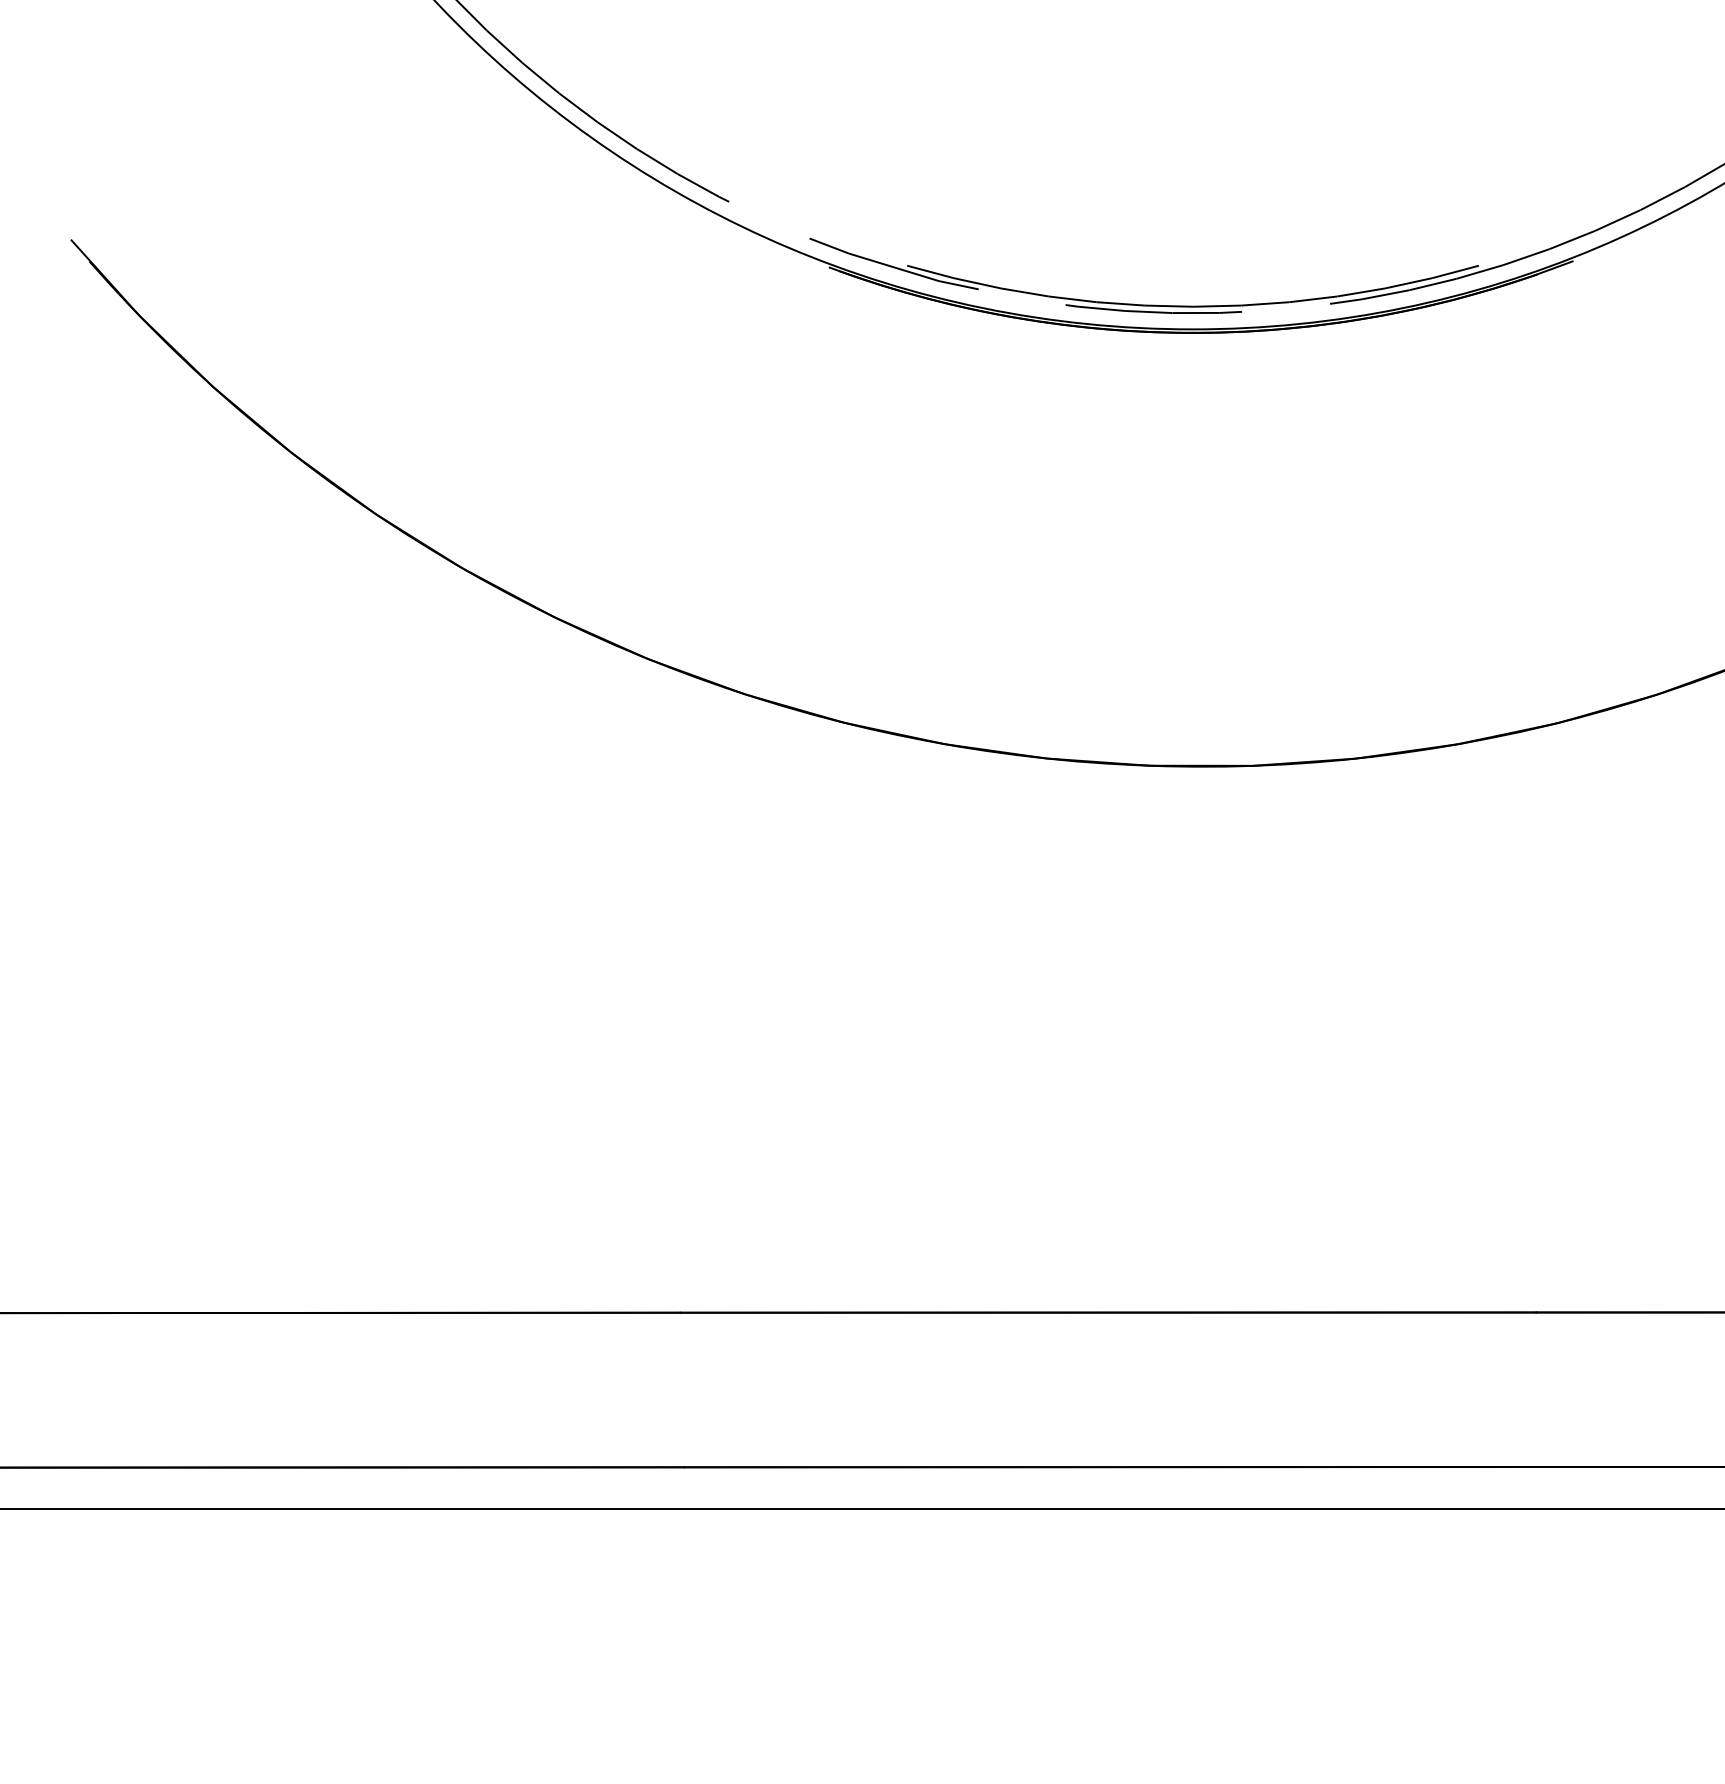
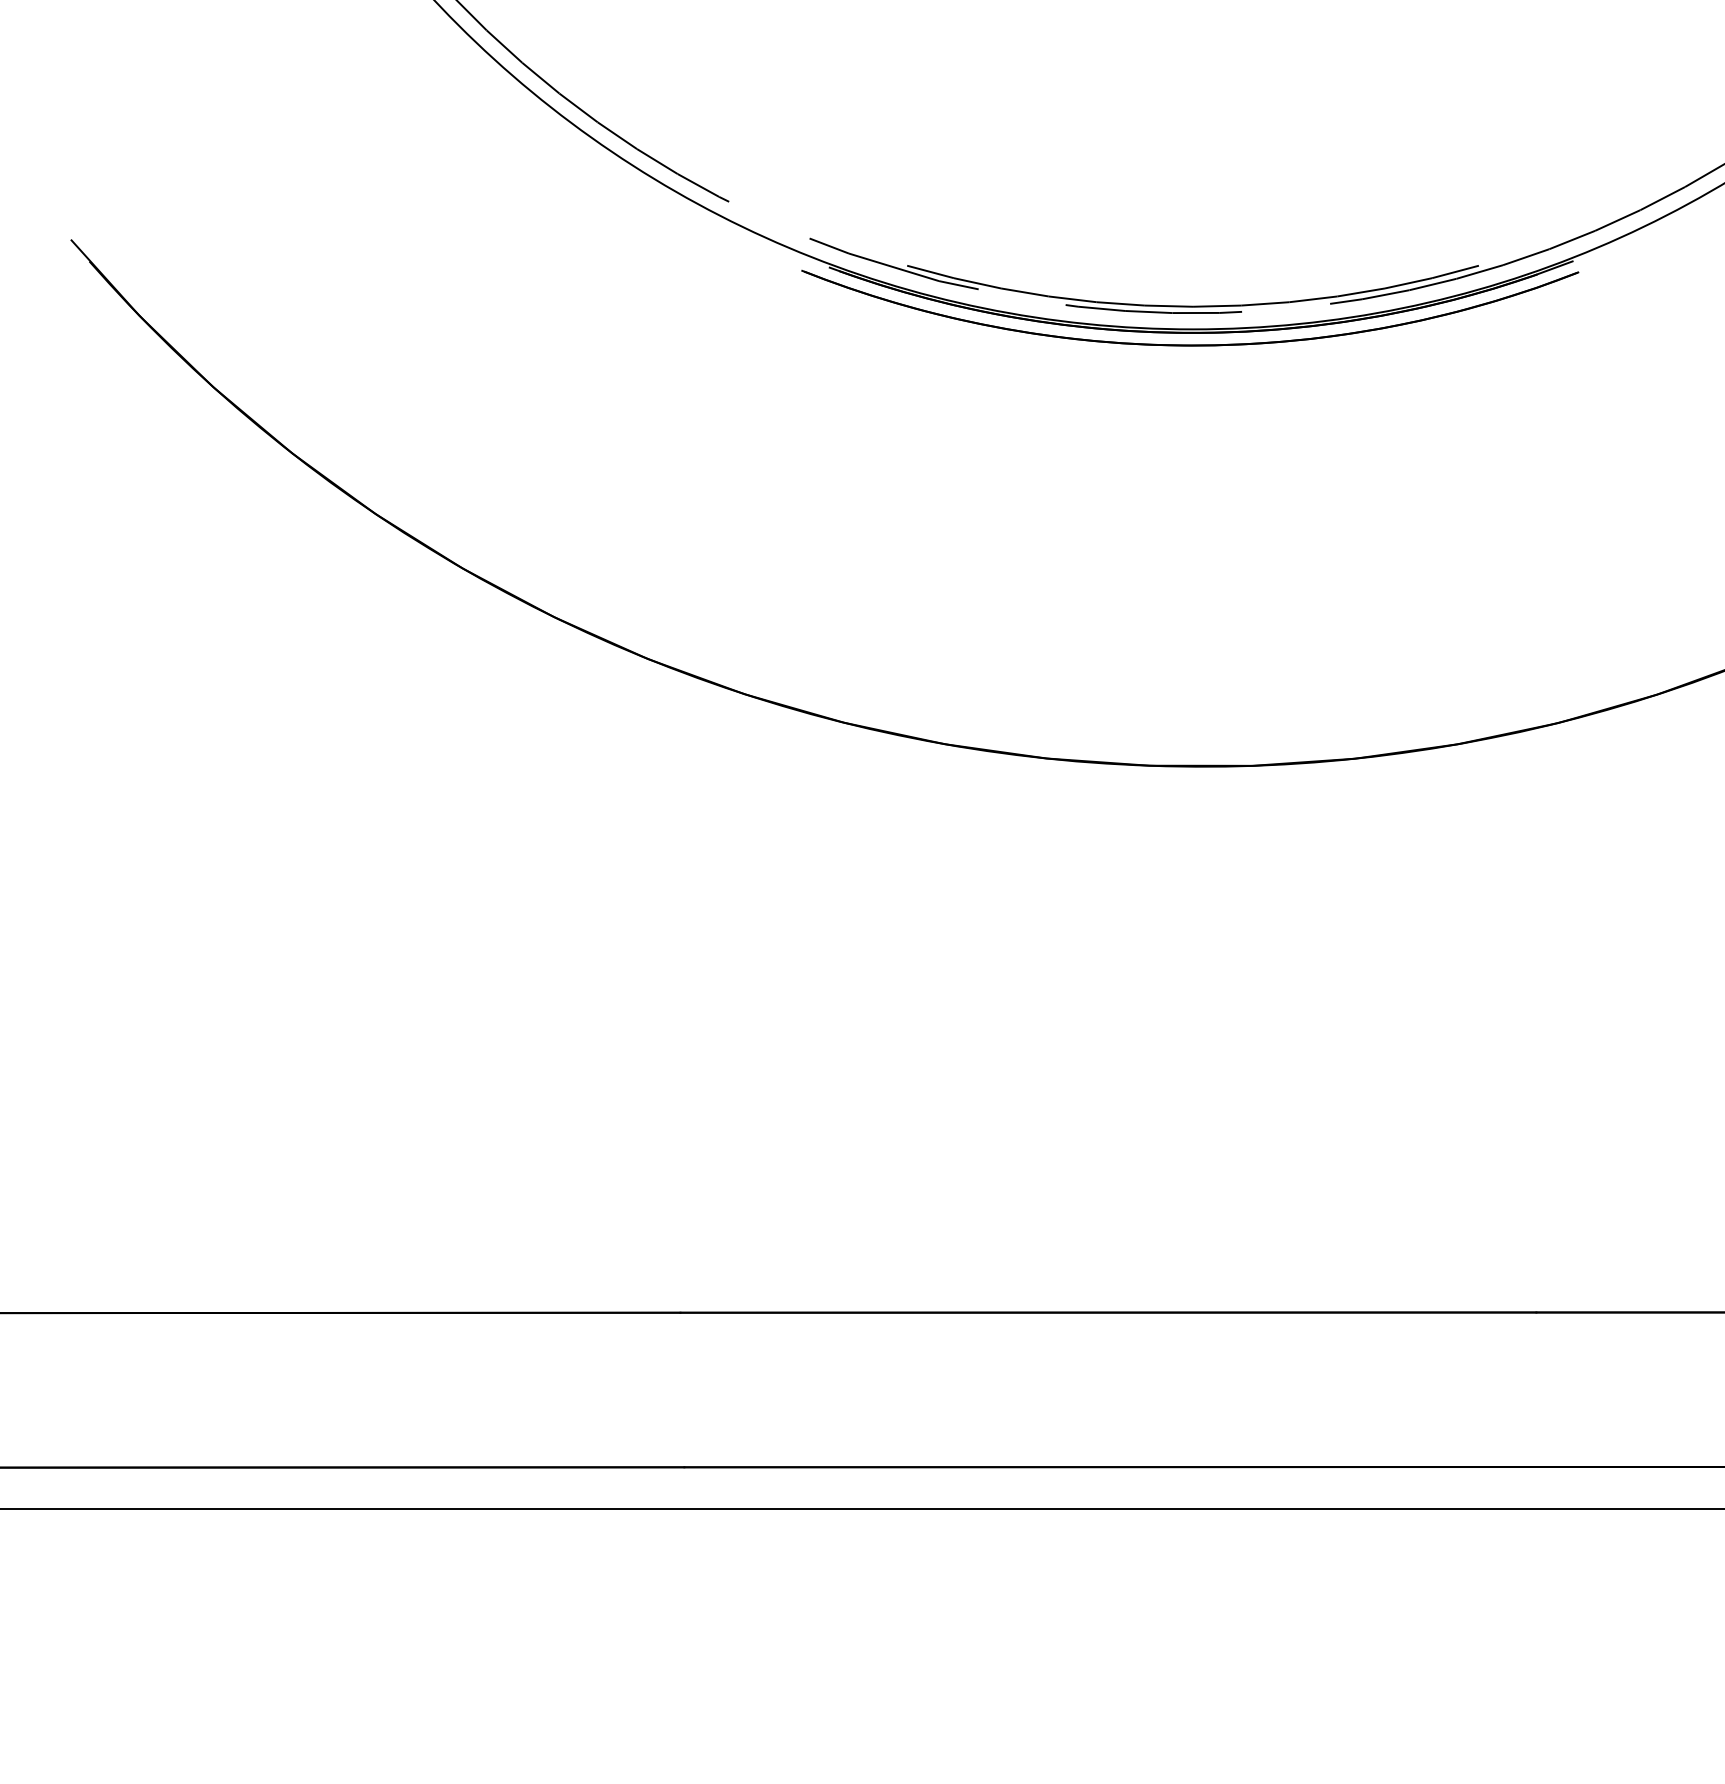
part: none -> present (1190, 344)
